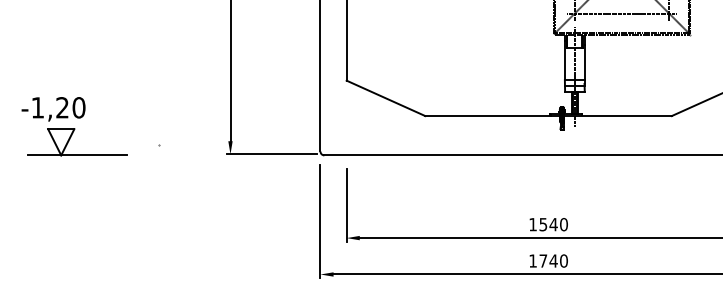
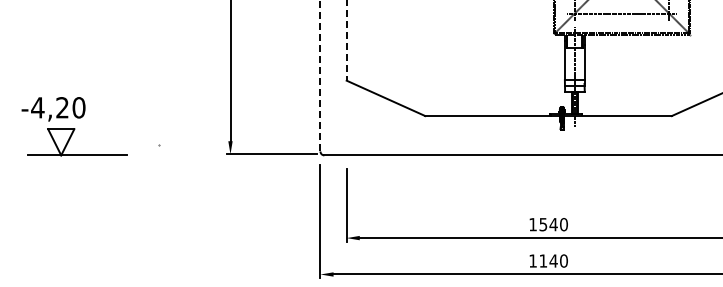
line: solid -> dashed (346, 40)
line: solid -> dashed (320, 75)
text: -1,20 -> -4,20 (37, 107)
text: 1740 -> 1140 (543, 260)
